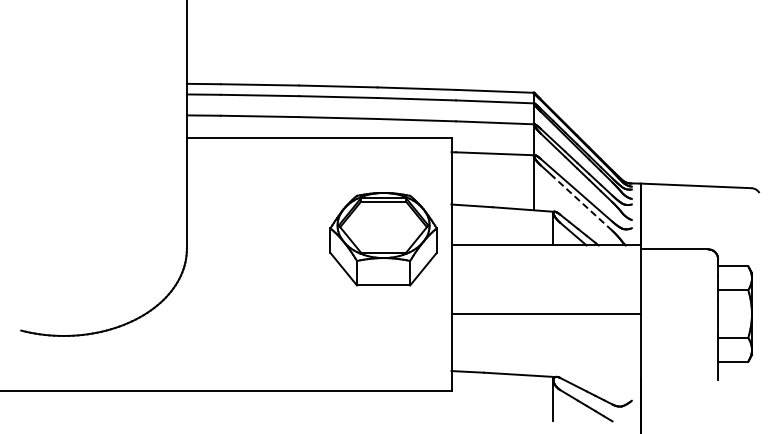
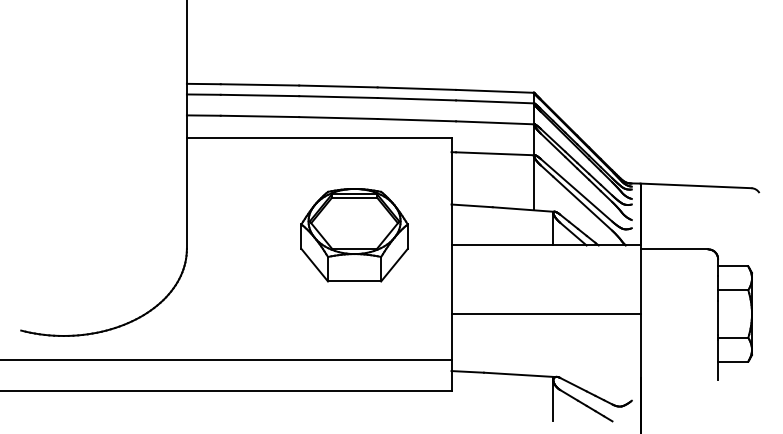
line: dashed -> solid (582, 203)
part position: (383, 239) -> (354, 235) (354, 235)
line: none -> present (226, 360)
